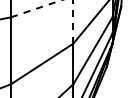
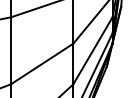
line: dashed -> solid (36, 8)
line: dashed -> solid (73, 21)
